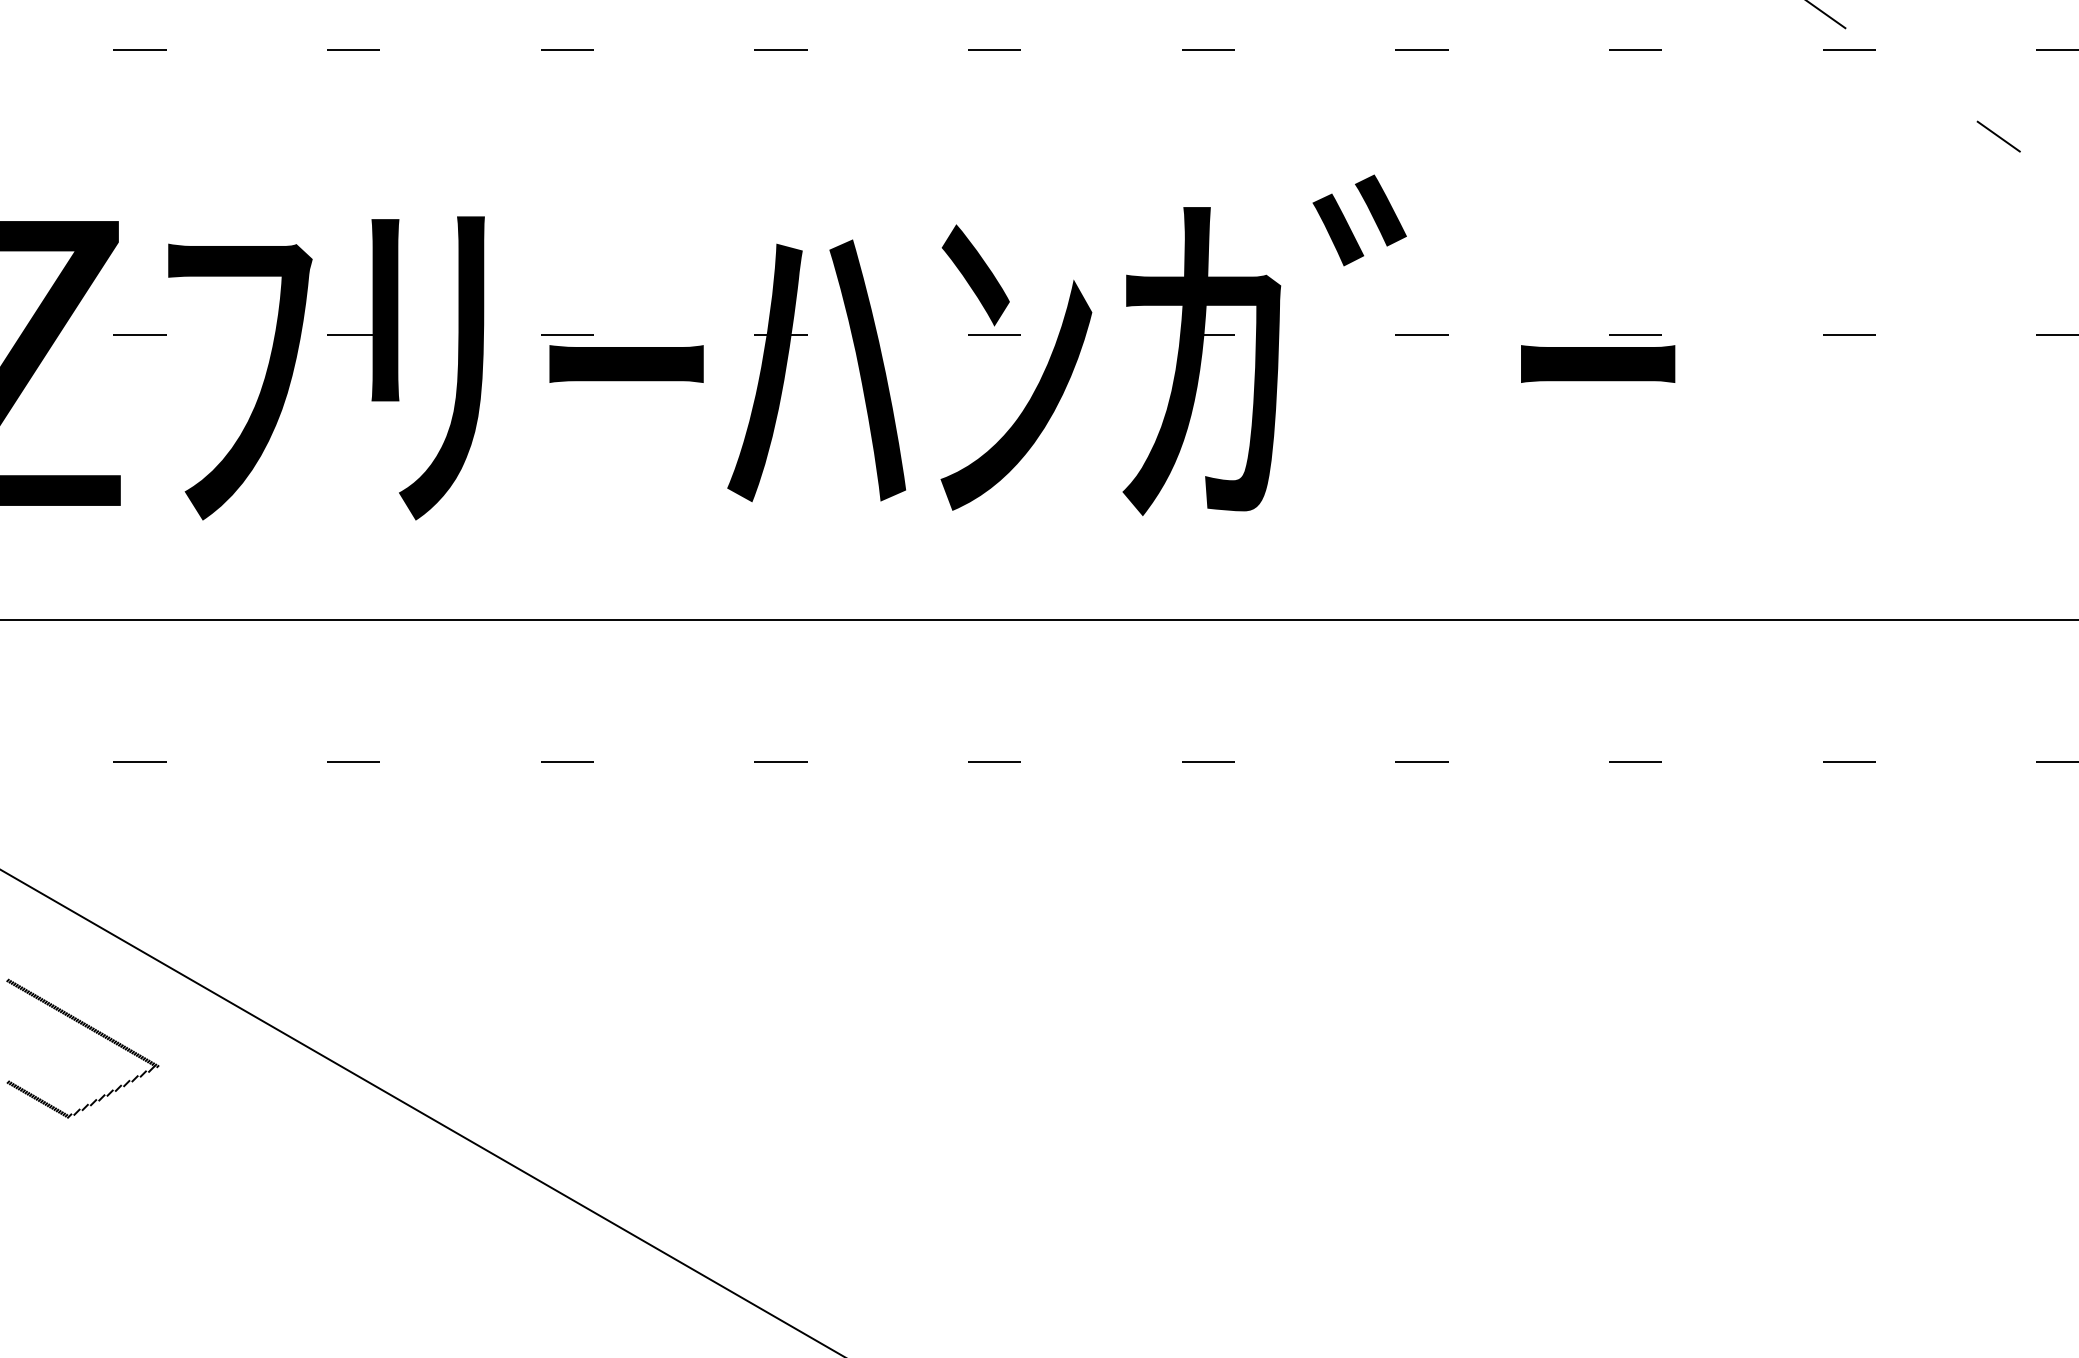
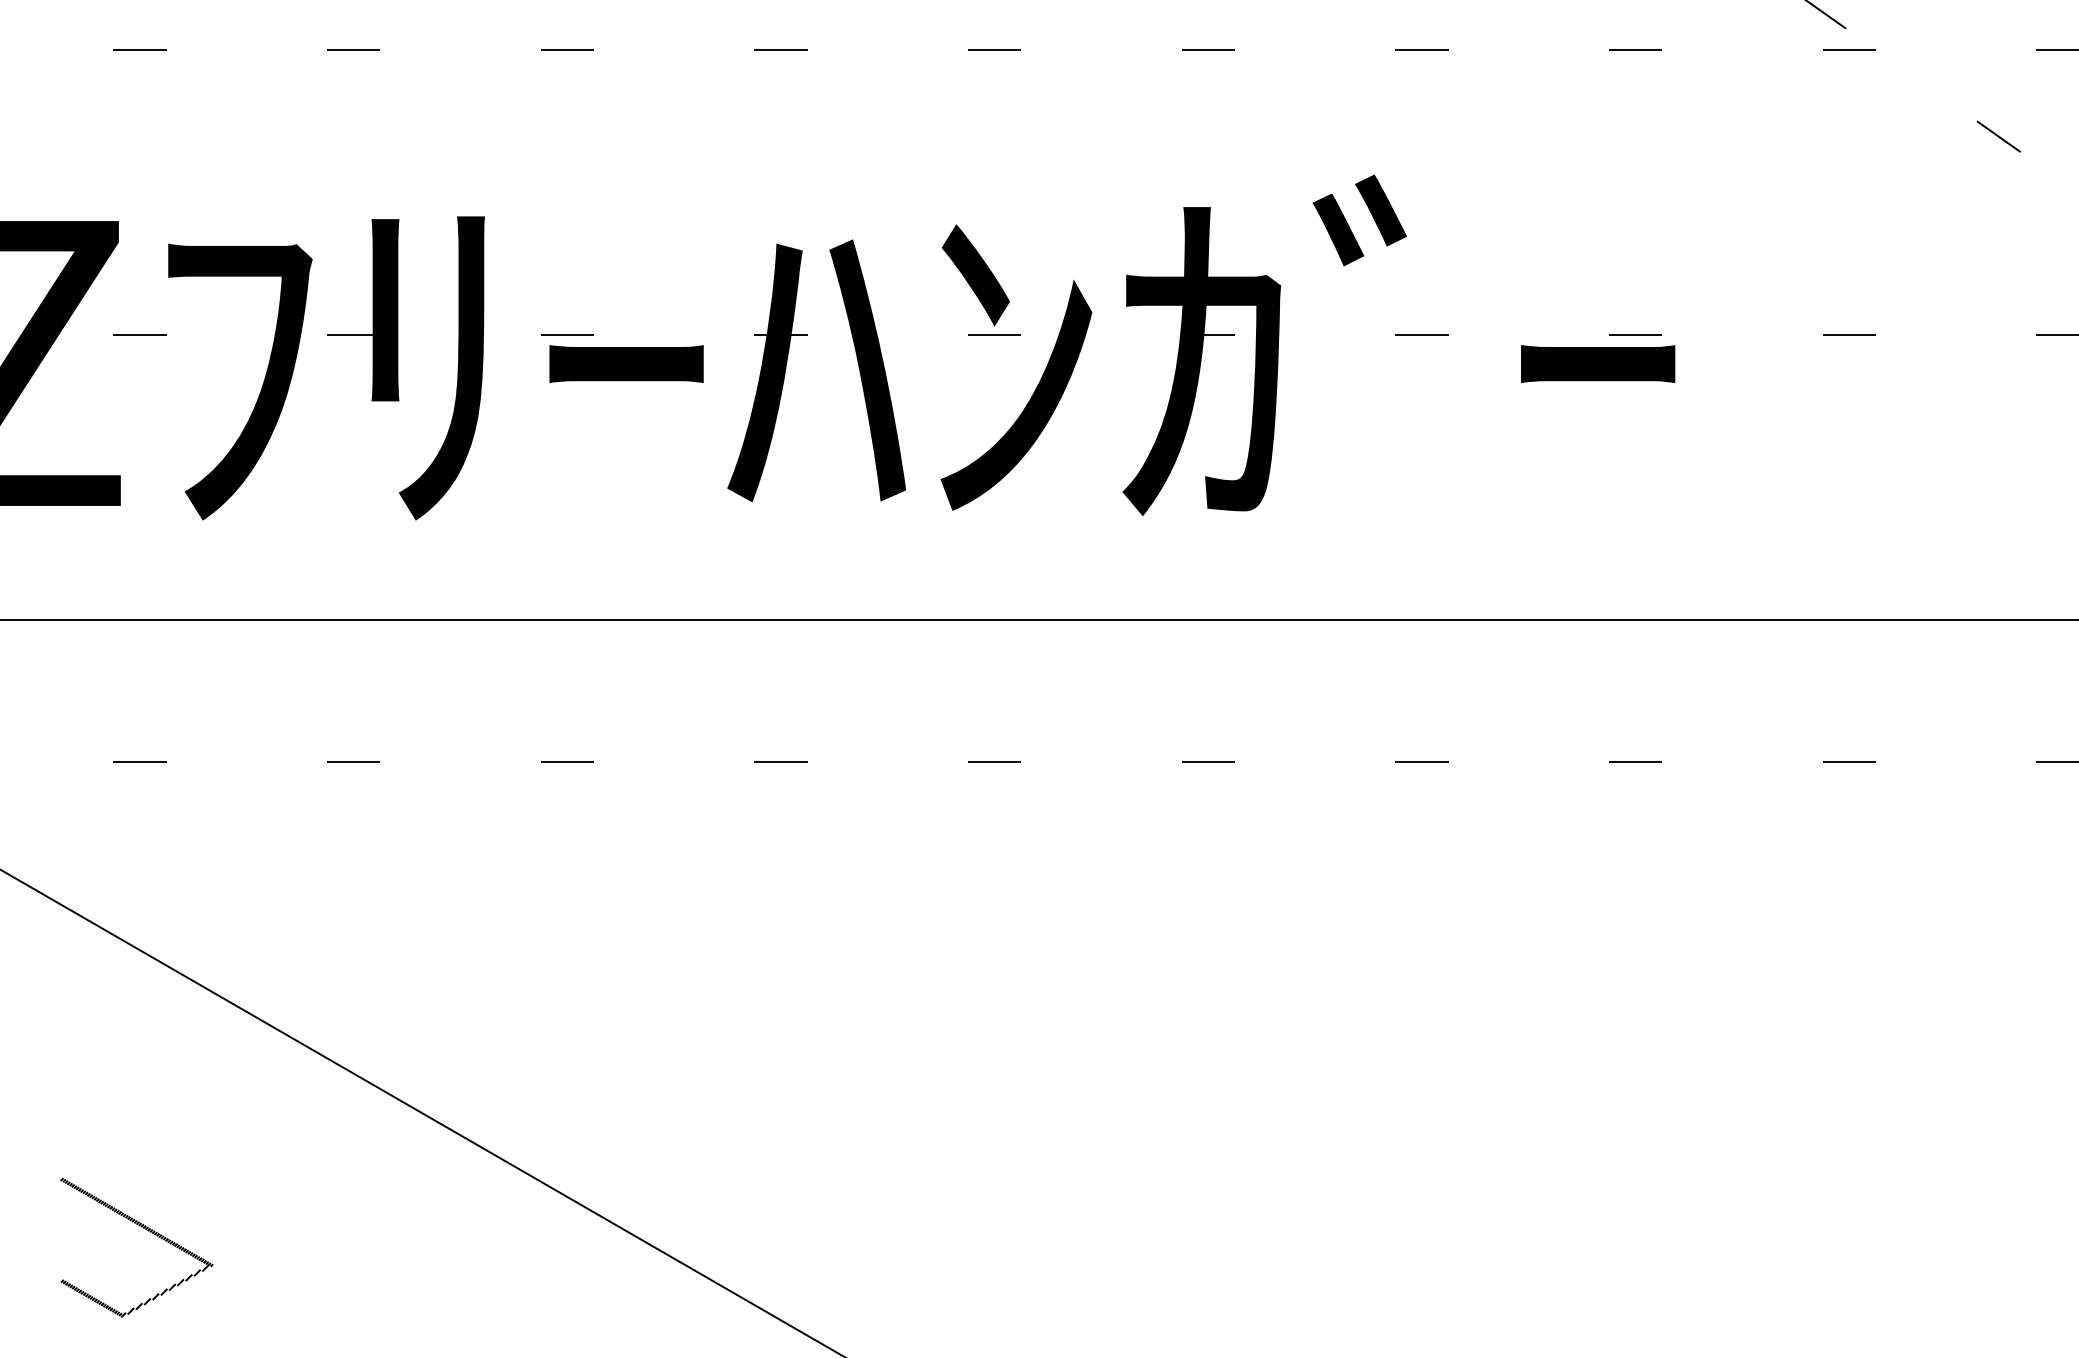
part position: (92, 1031) -> (146, 1230) (146, 1230)
